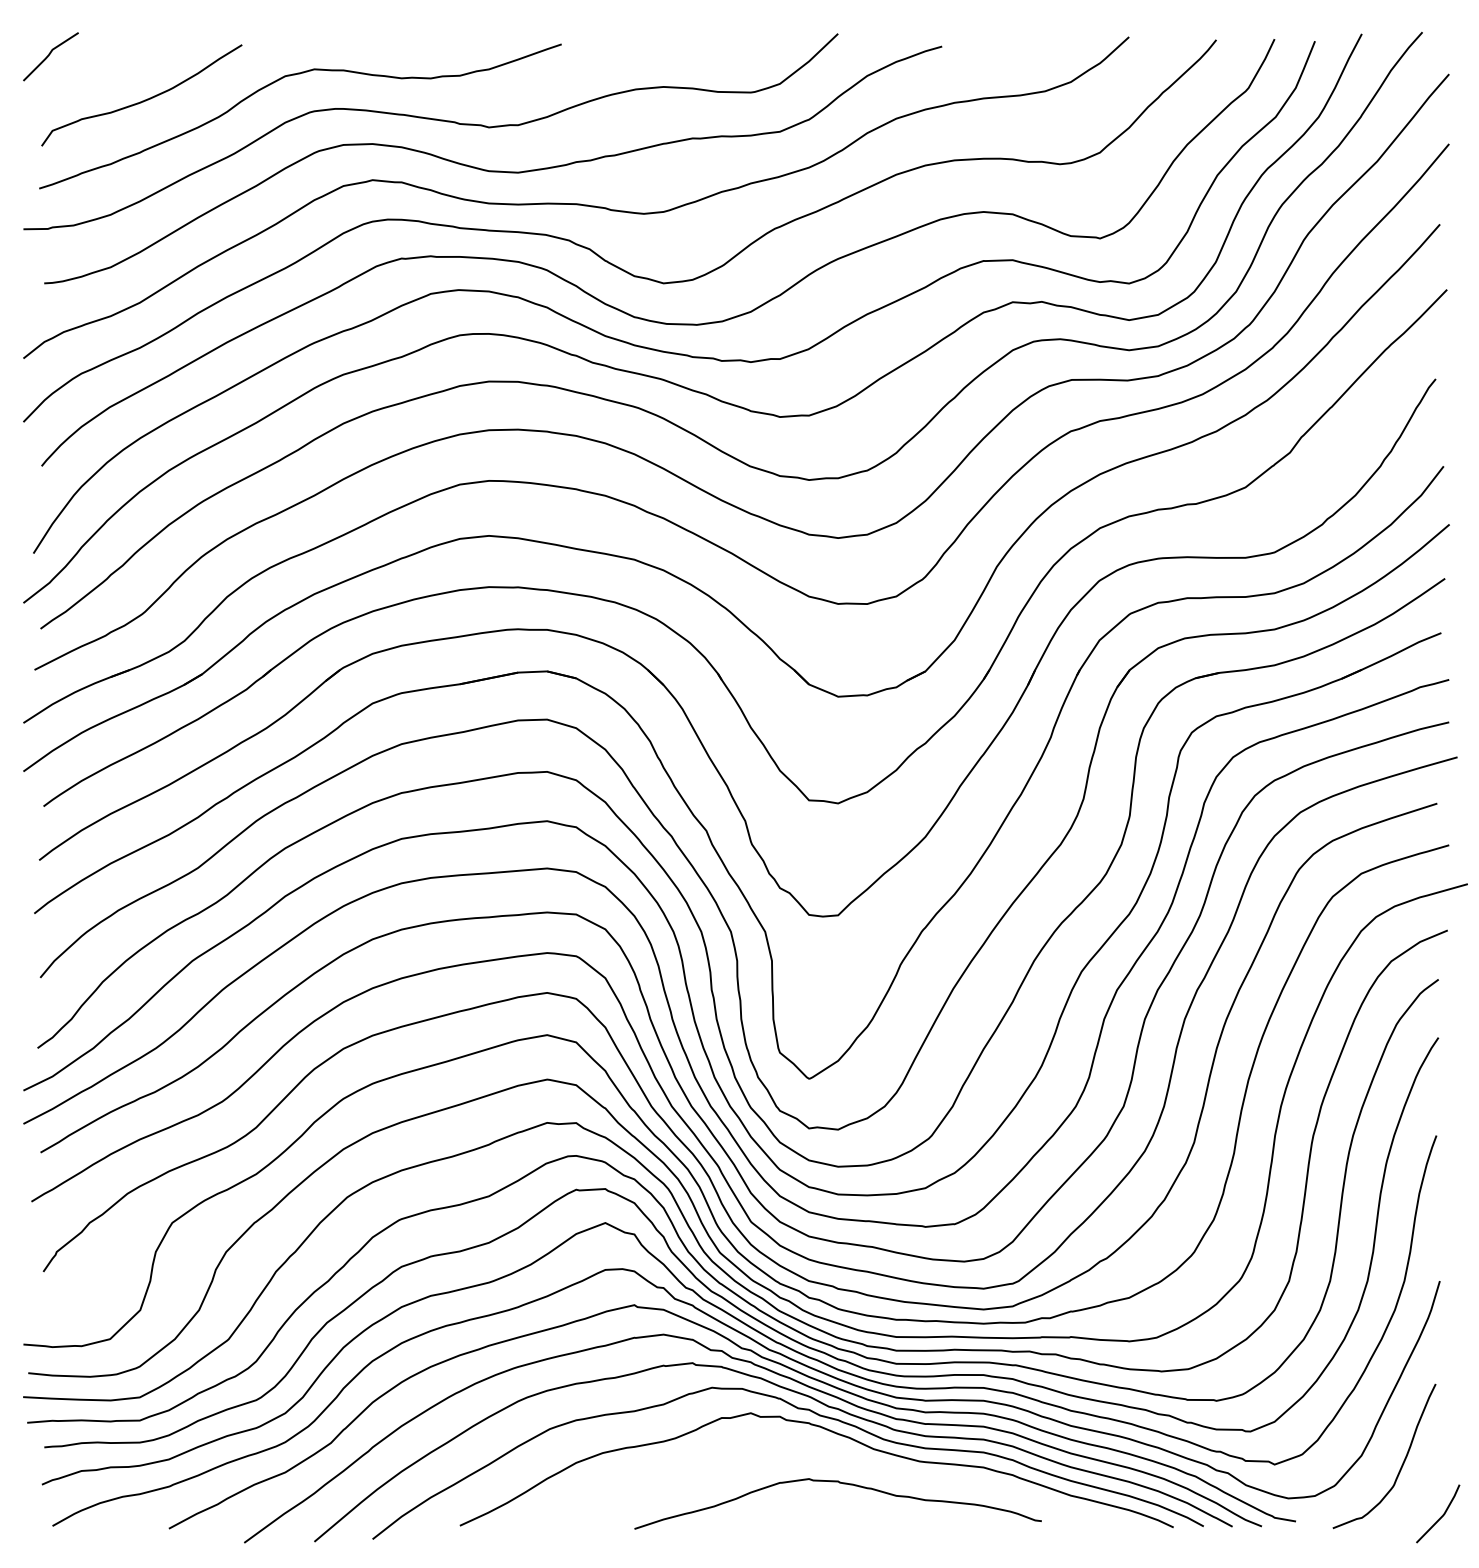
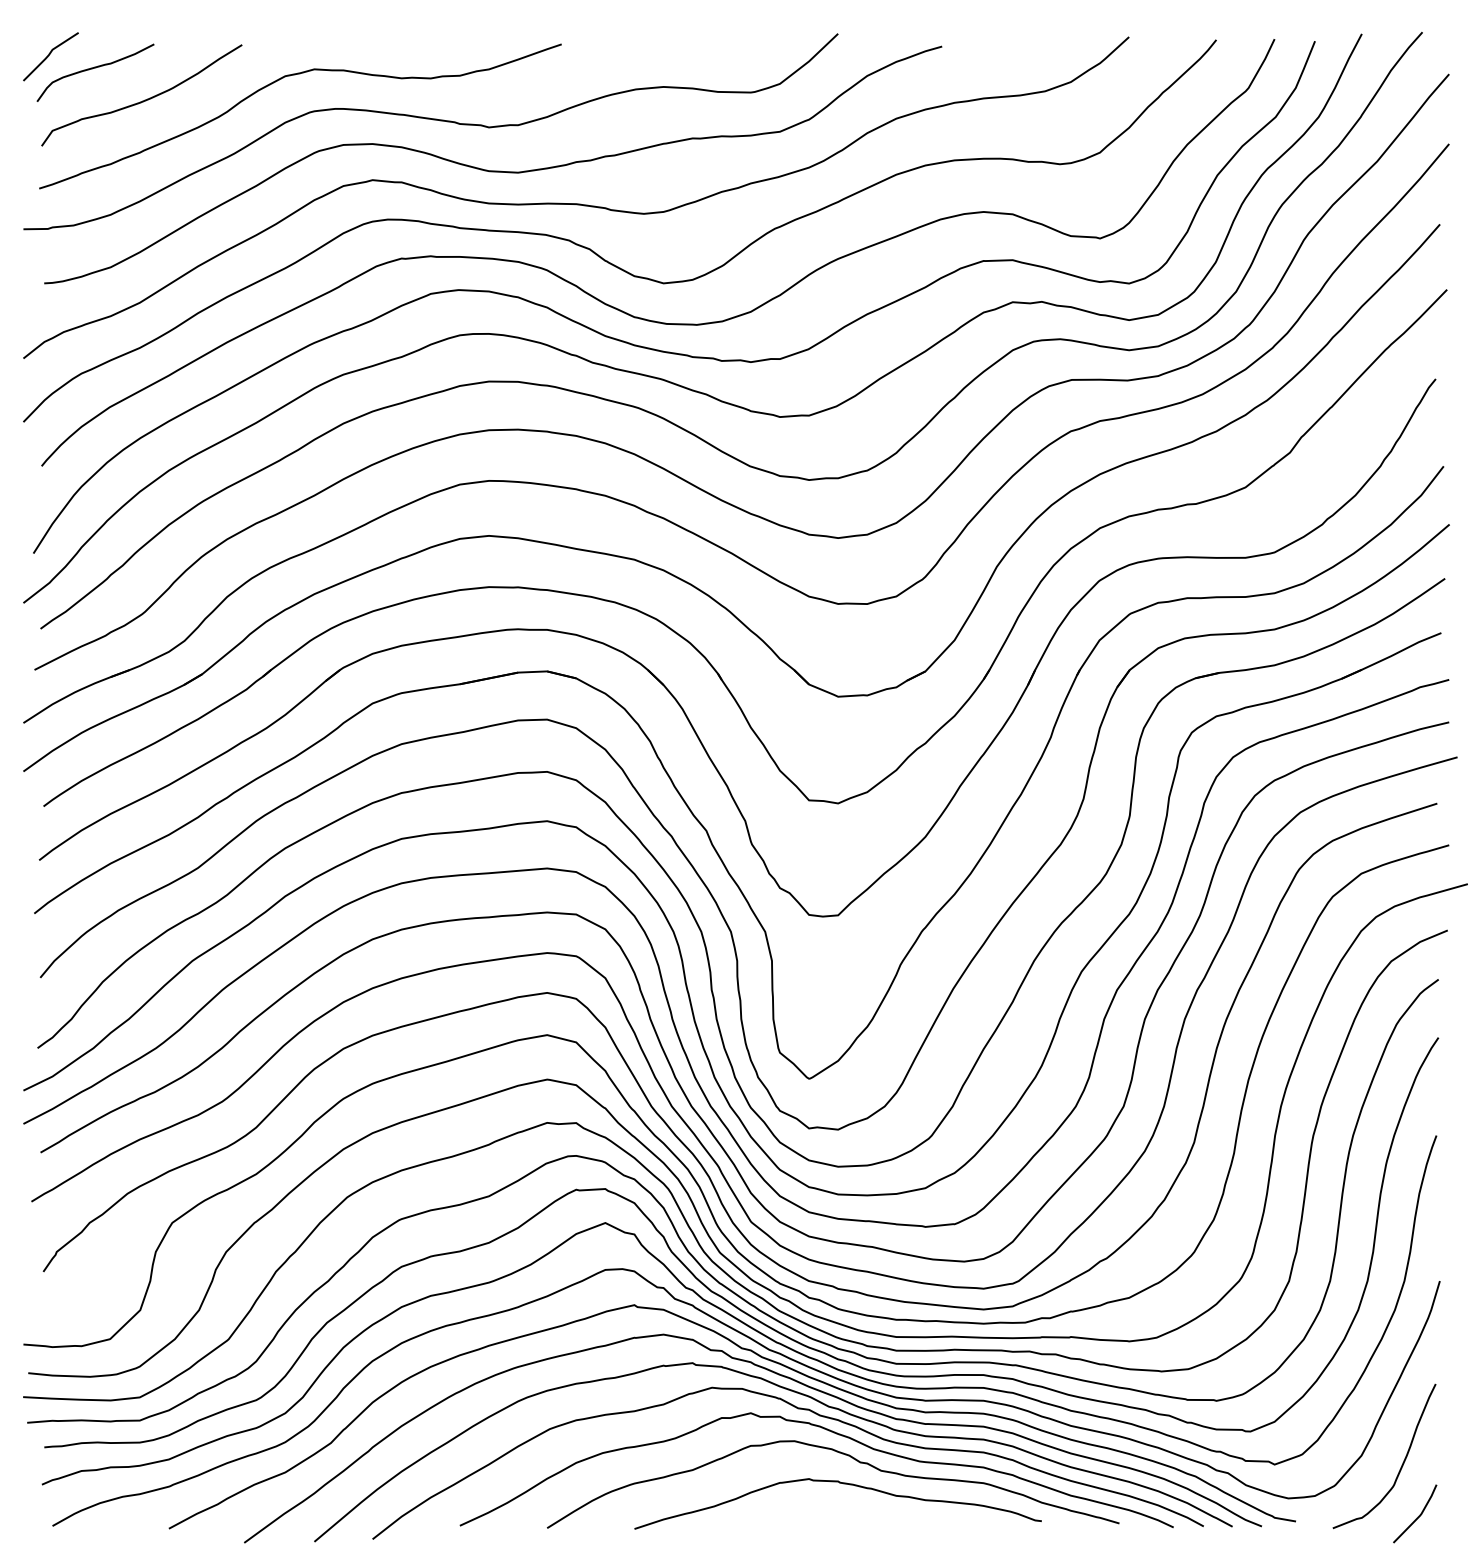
curve: none -> present (95, 68)
curve: none -> present (842, 1454)
line position: (1441, 1515) -> (1418, 1515) (1418, 1515)
